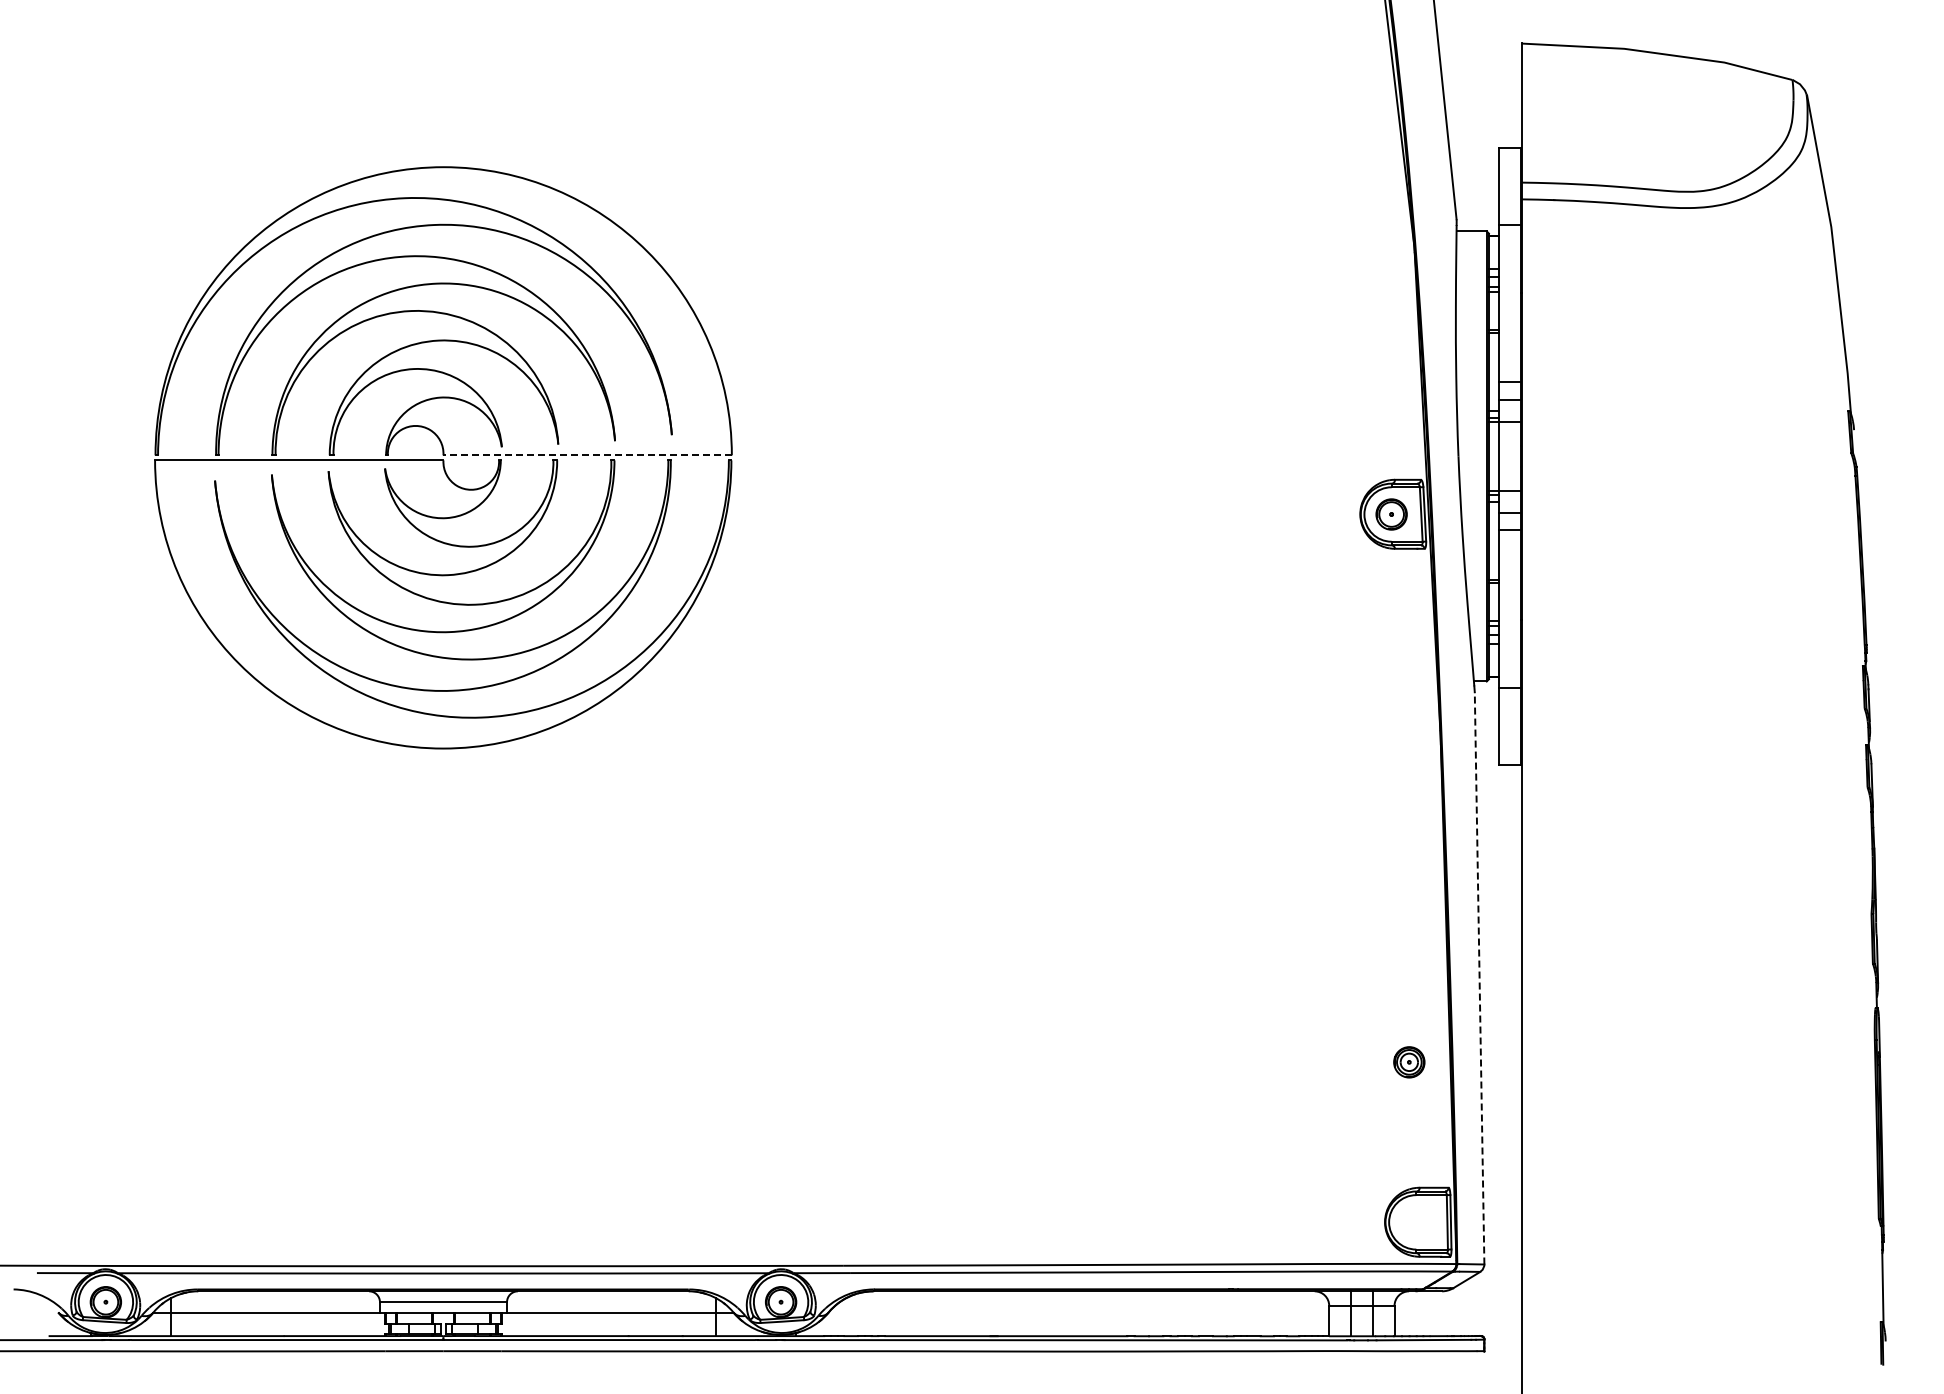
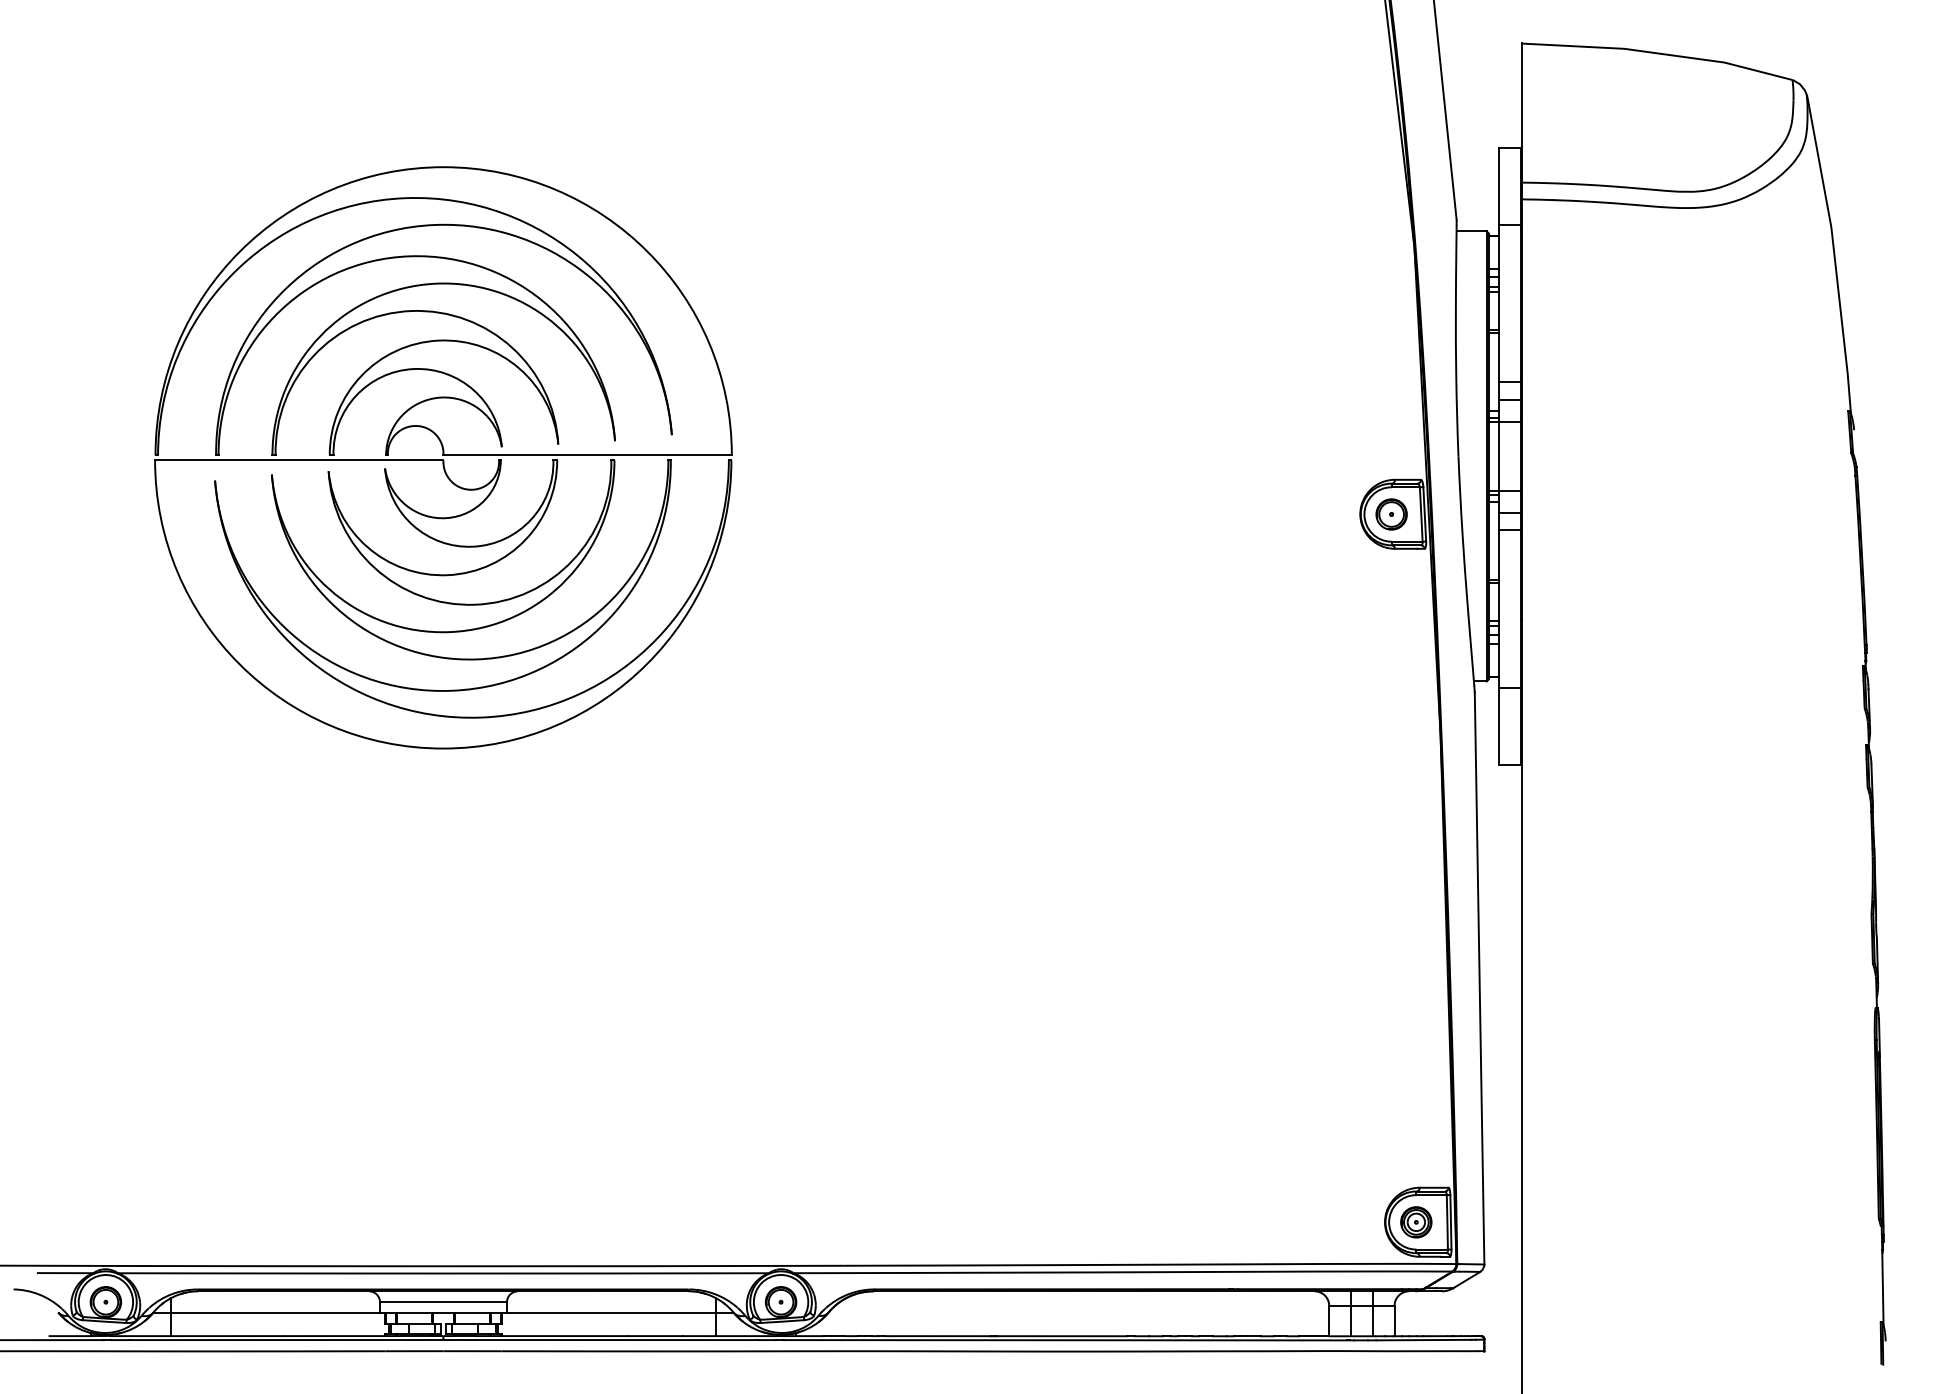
line: dashed -> solid (587, 455)
line: dashed -> solid (1479, 977)
part position: (1409, 1062) -> (1416, 1222) (1416, 1222)
